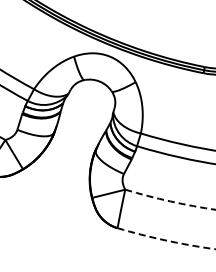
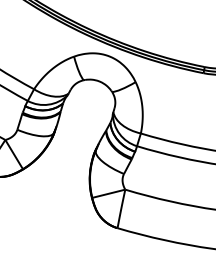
arc: dashed -> solid (170, 201)
arc: dashed -> solid (166, 240)
